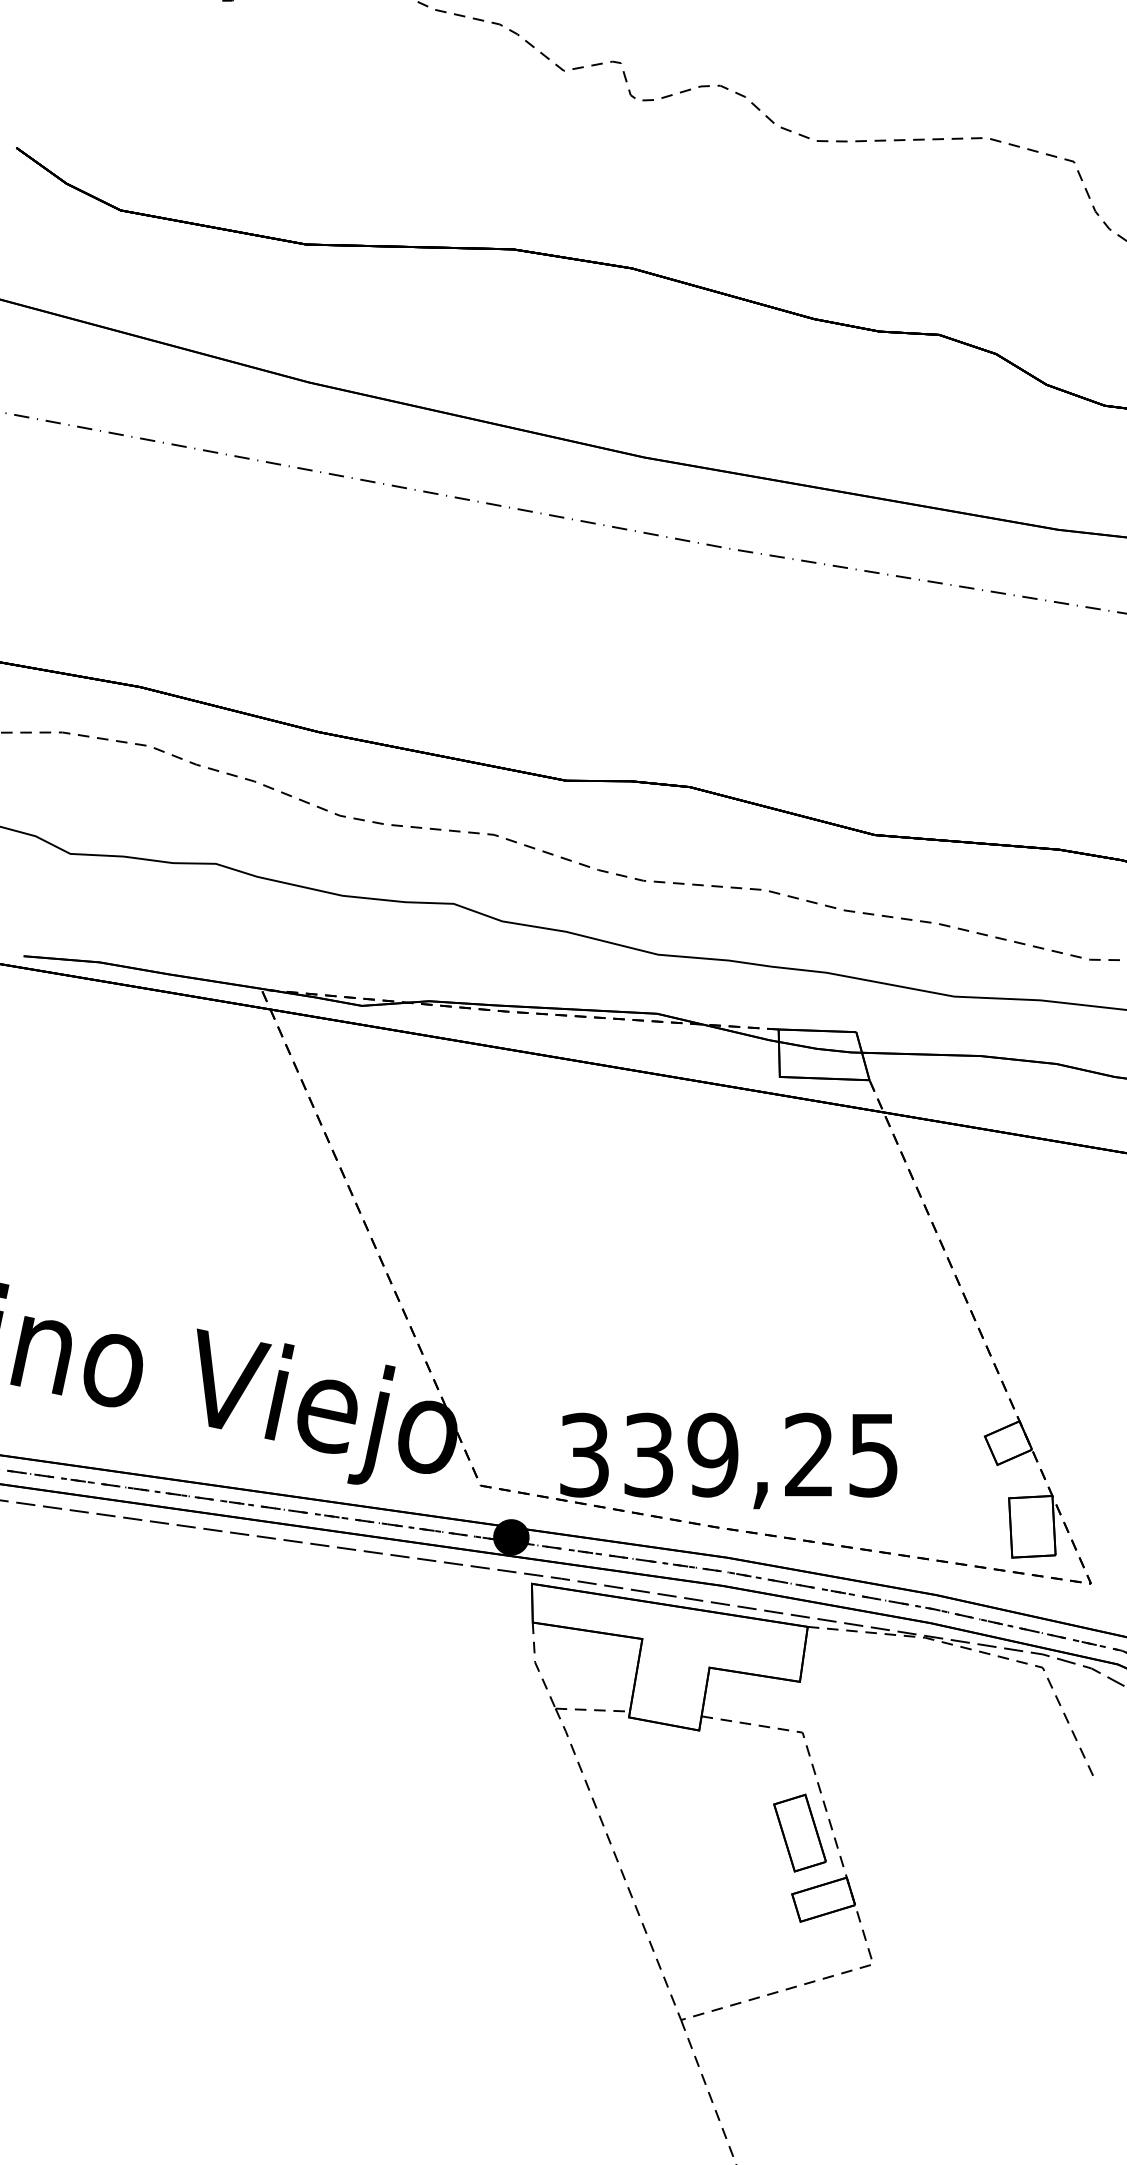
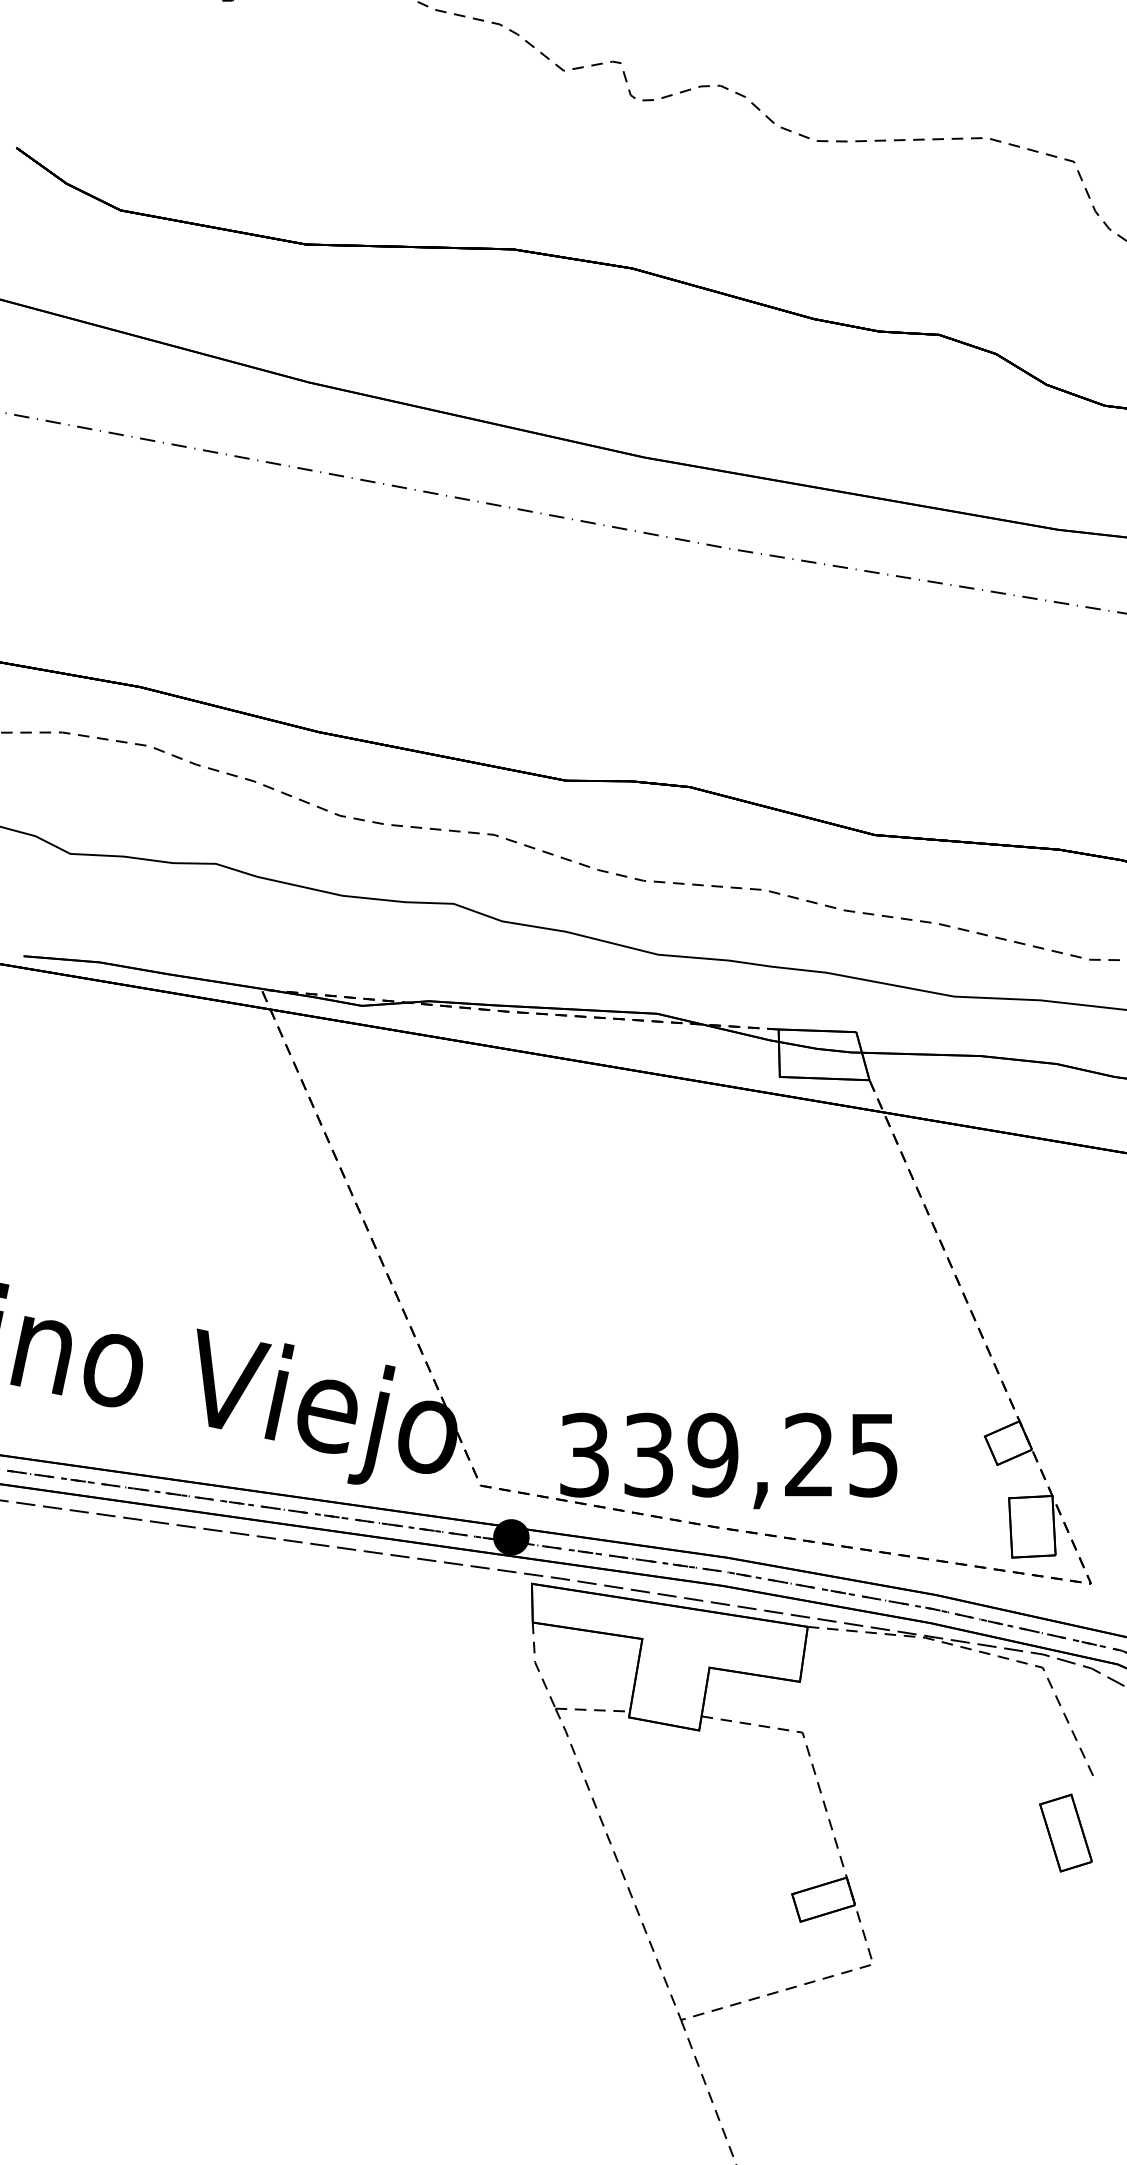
part position: (799, 1832) -> (1065, 1832) (1065, 1832)
